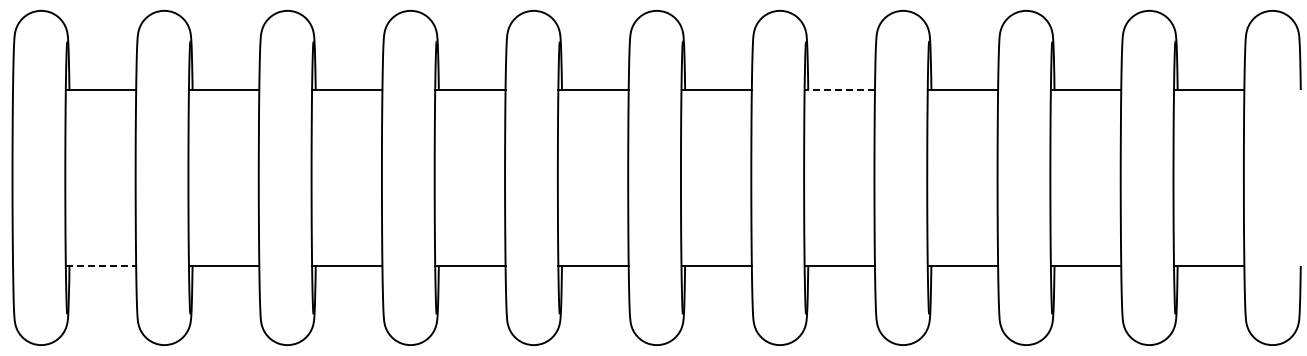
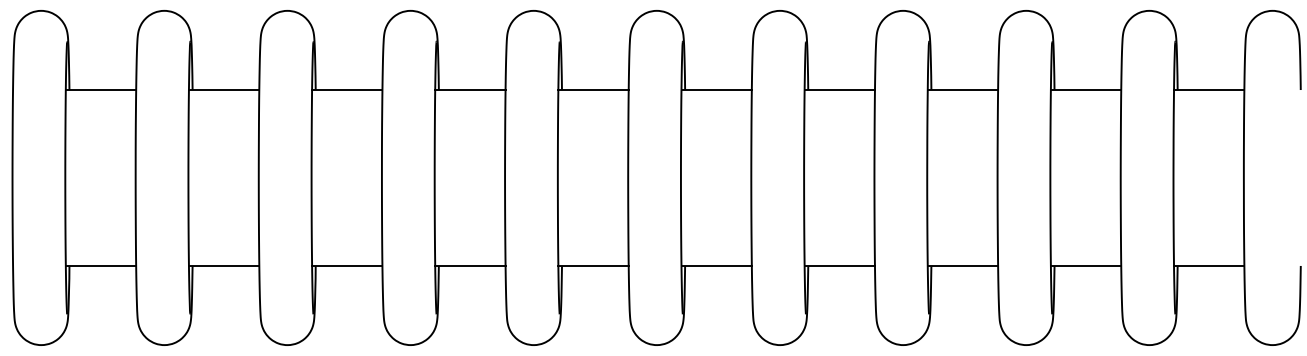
line: dashed -> solid (839, 90)
line: dashed -> solid (101, 265)
